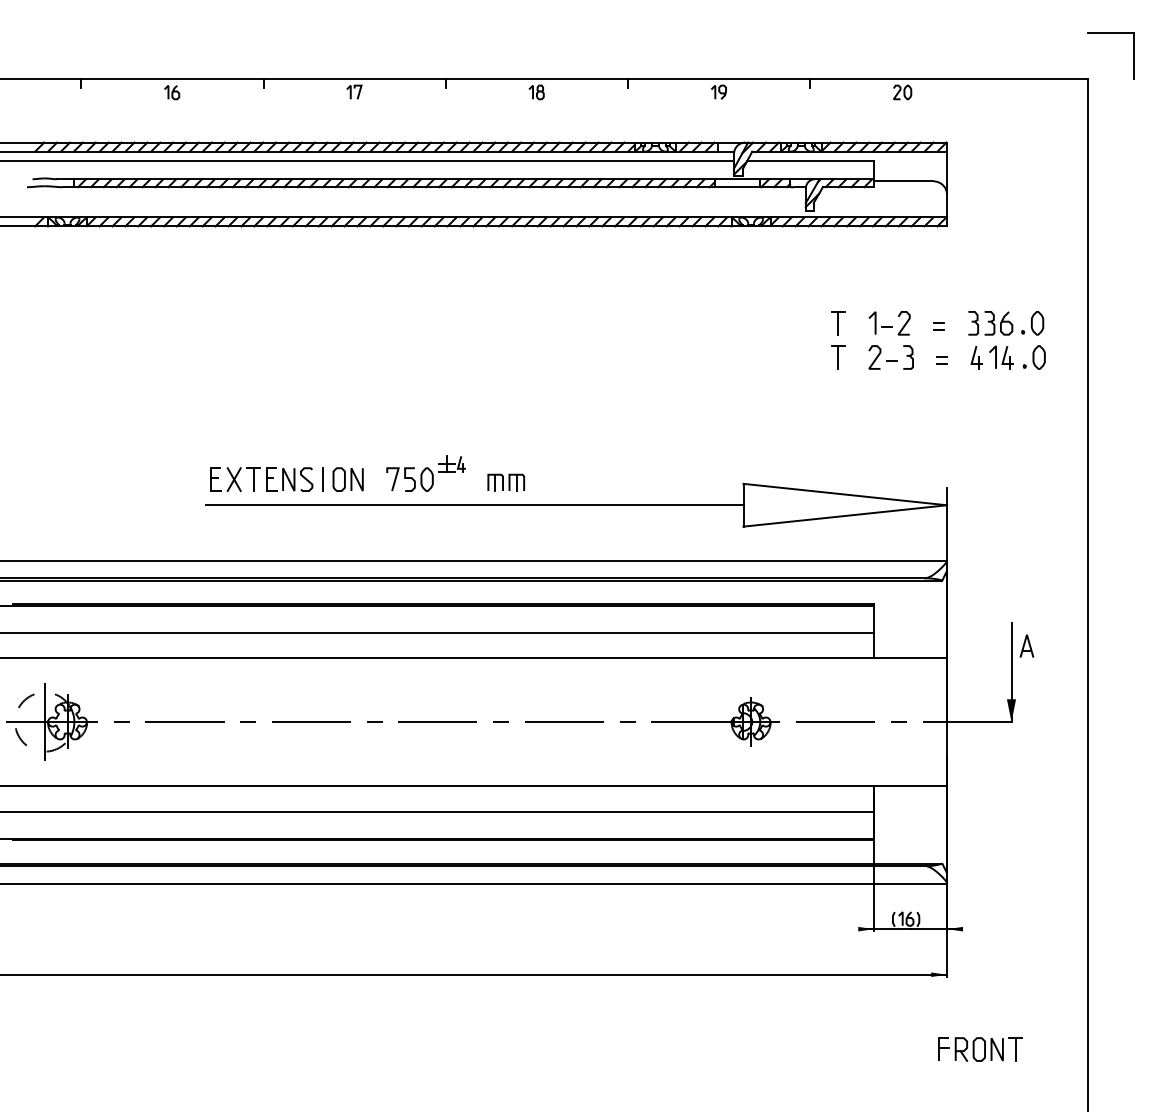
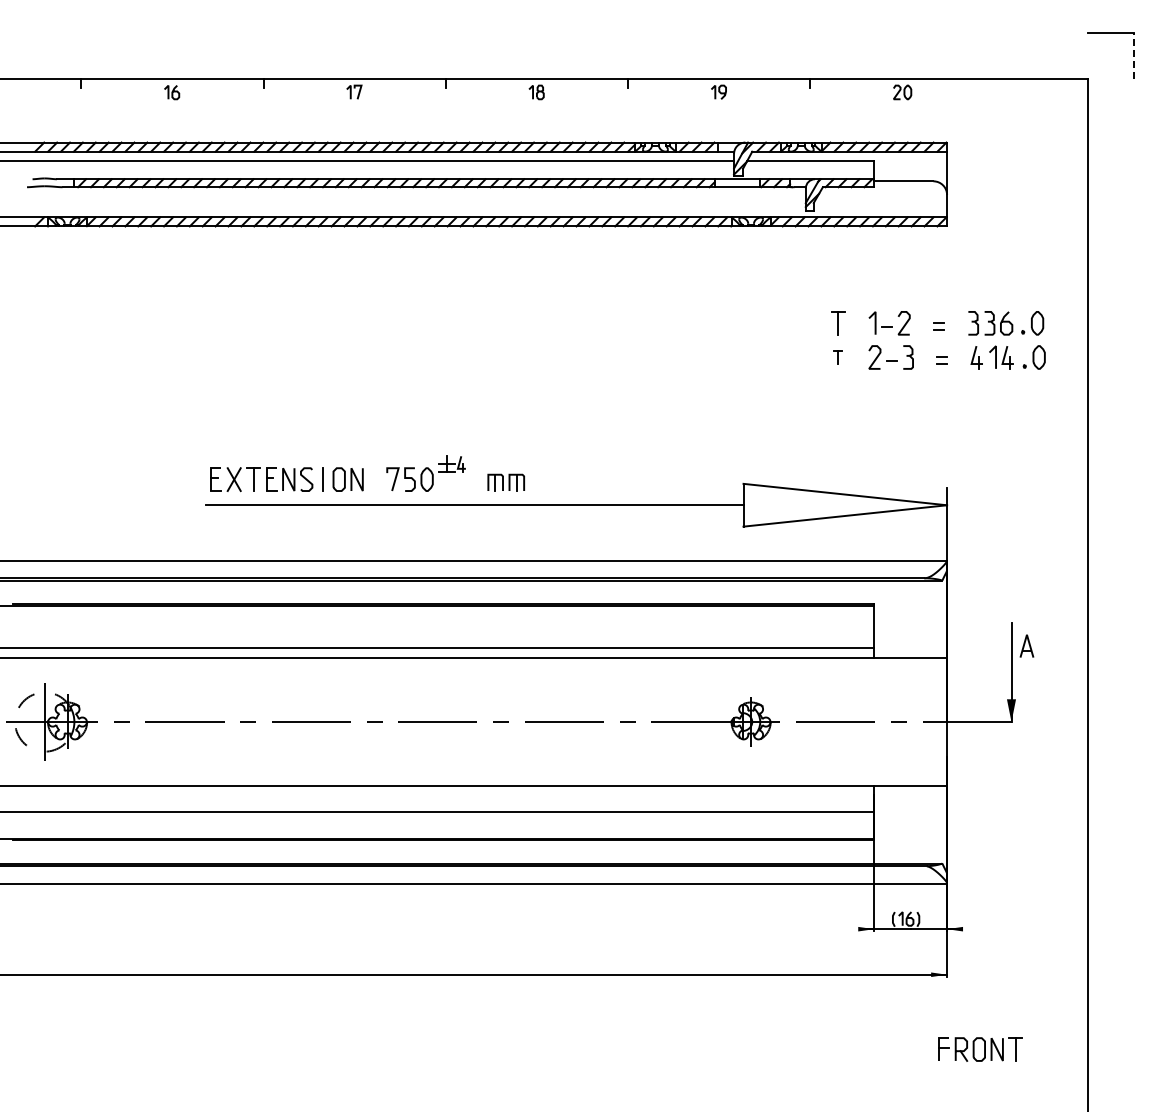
line: solid -> dashed (1133, 56)
part size: 15x25 px -> 10x15 px (837, 357)
line position: (438, 632) -> (438, 647) (438, 647)
